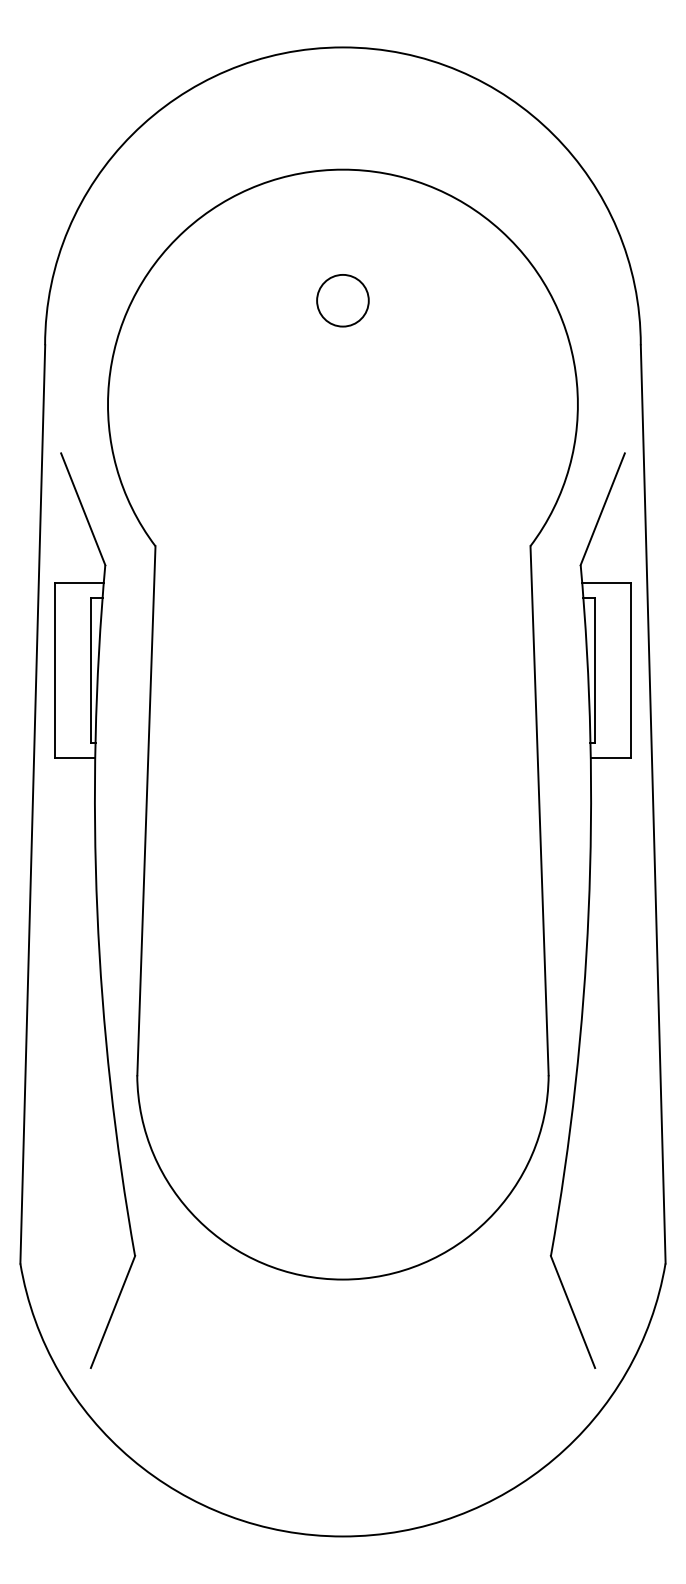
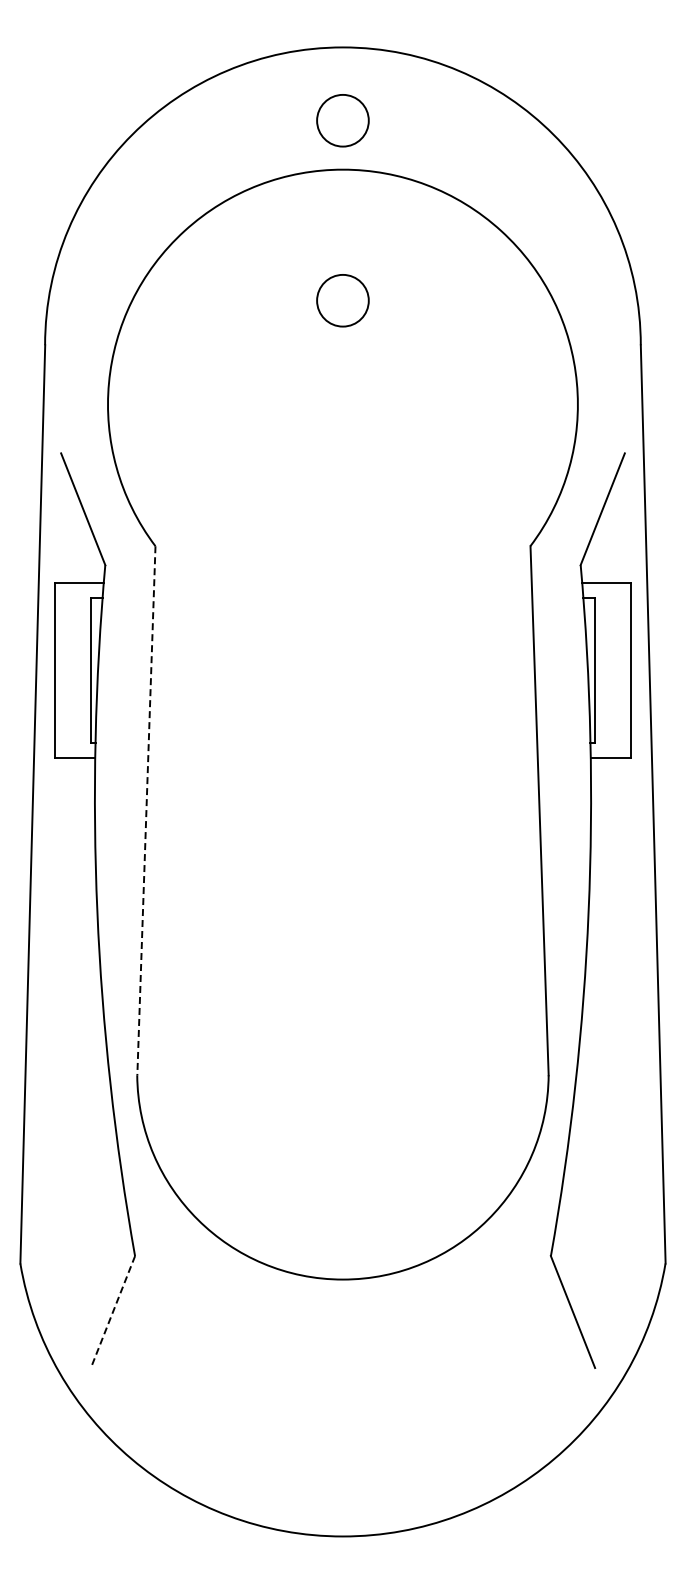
circle: none -> present (342, 120)
line: solid -> dashed (146, 810)
line: solid -> dashed (112, 1312)
